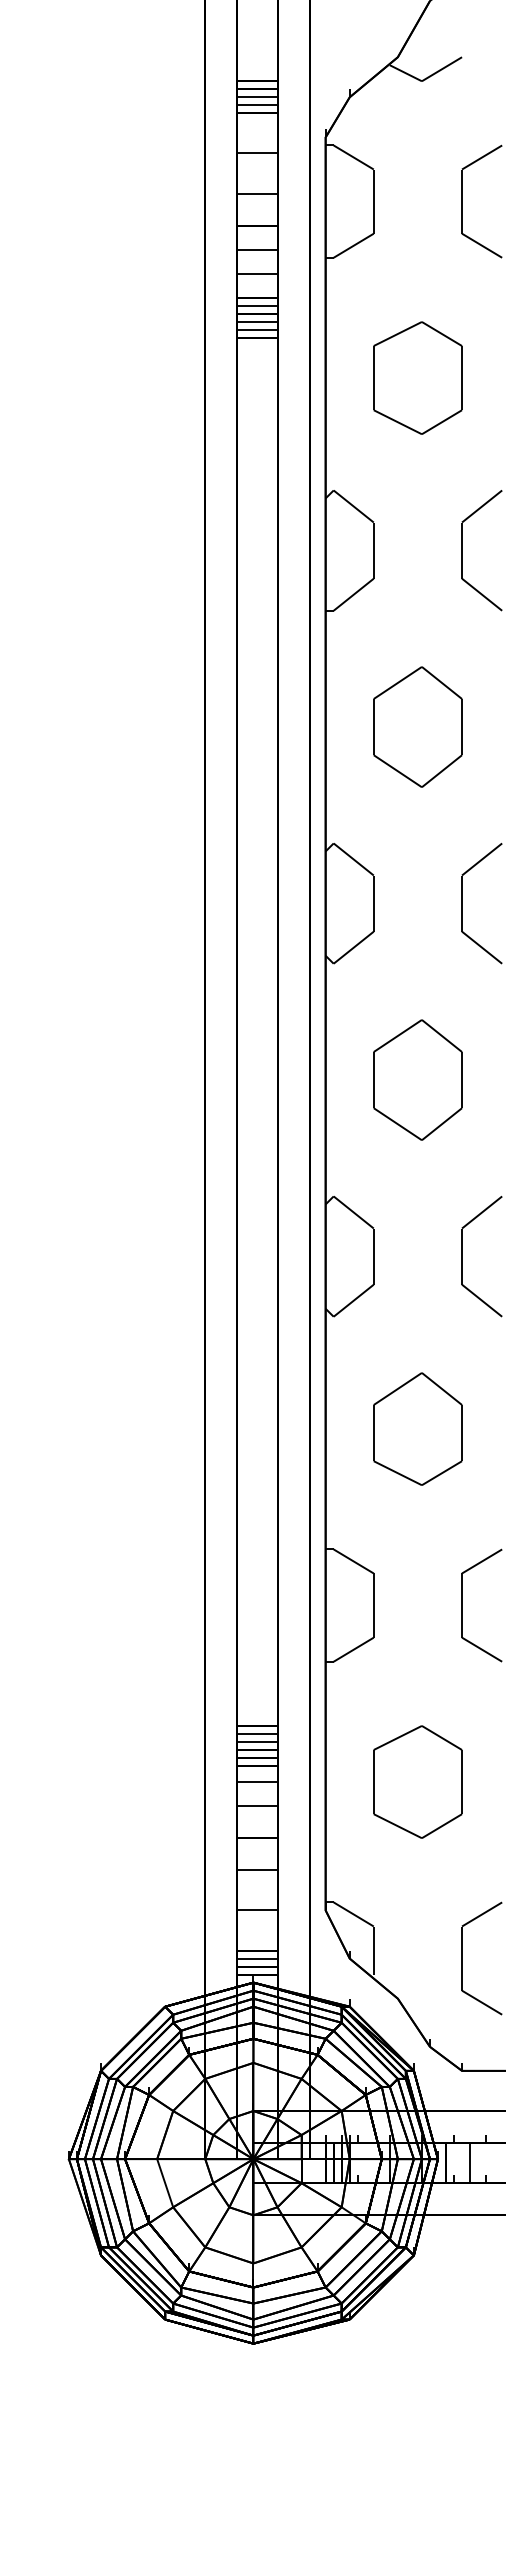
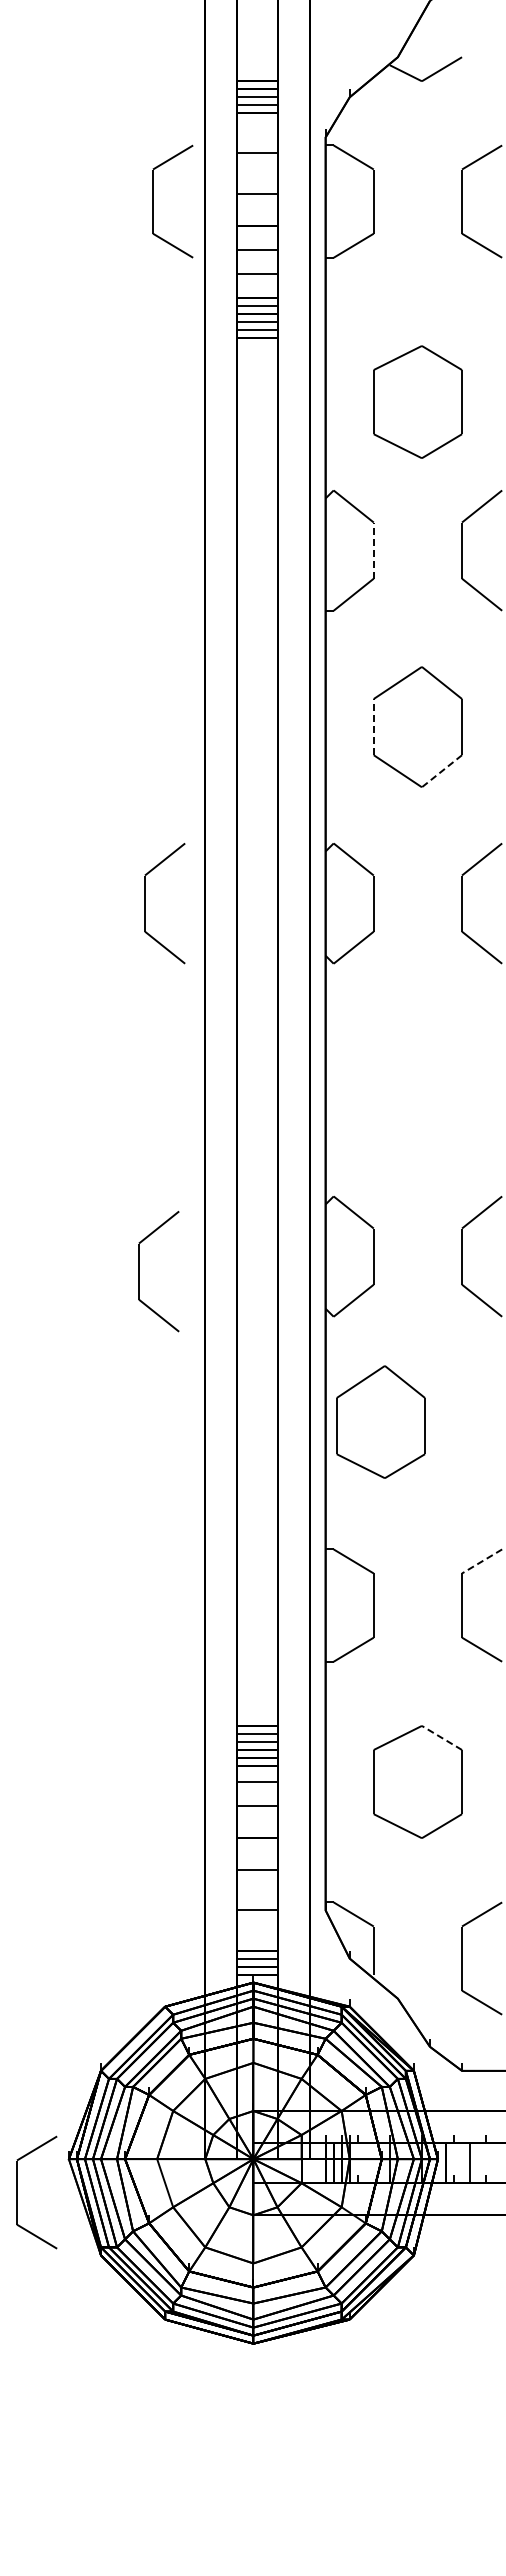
part: none -> present (153, 201)
part position: (417, 377) -> (417, 401) (417, 401)
line: solid -> dashed (373, 550)
line: solid -> dashed (373, 726)
line: solid -> dashed (441, 771)
part: none -> present (145, 903)
part: present -> none (417, 1079)
part: none -> present (139, 1271)
part position: (417, 1428) -> (380, 1421) (380, 1421)
line: solid -> dashed (481, 1561)
line: solid -> dashed (441, 1737)
part: none -> present (17, 2192)
